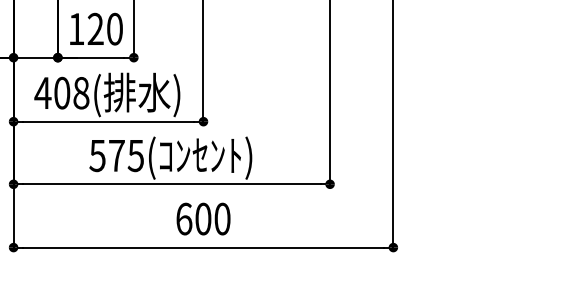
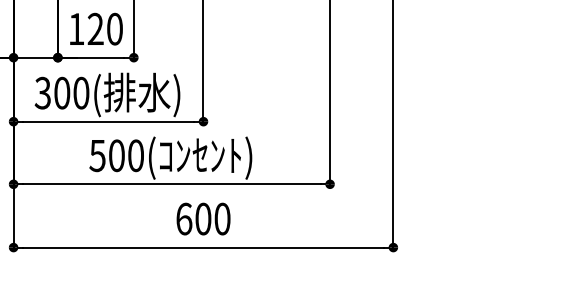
text: 408( -> 300( (61, 92)
text: 575( -> 500( (126, 155)
